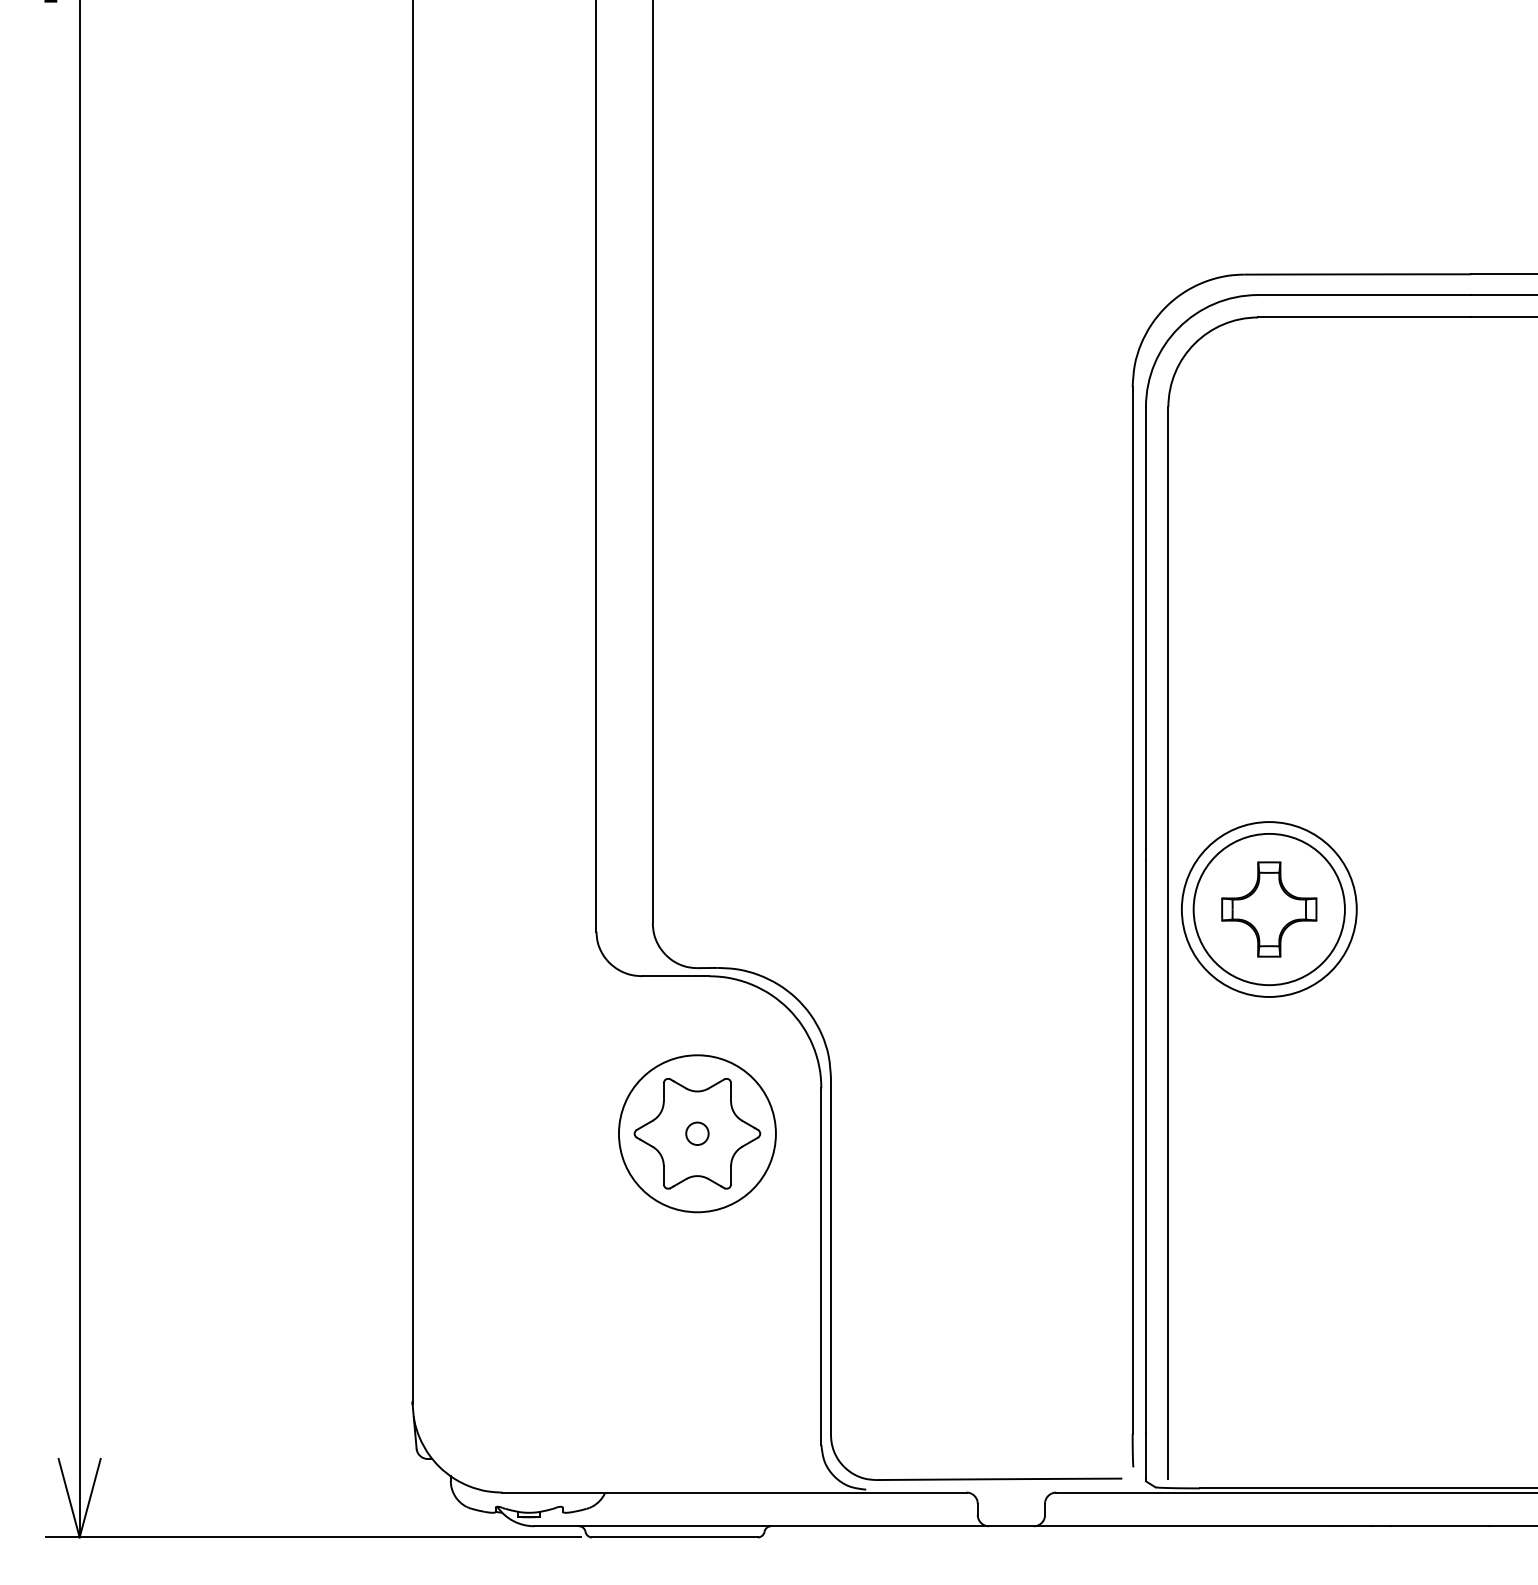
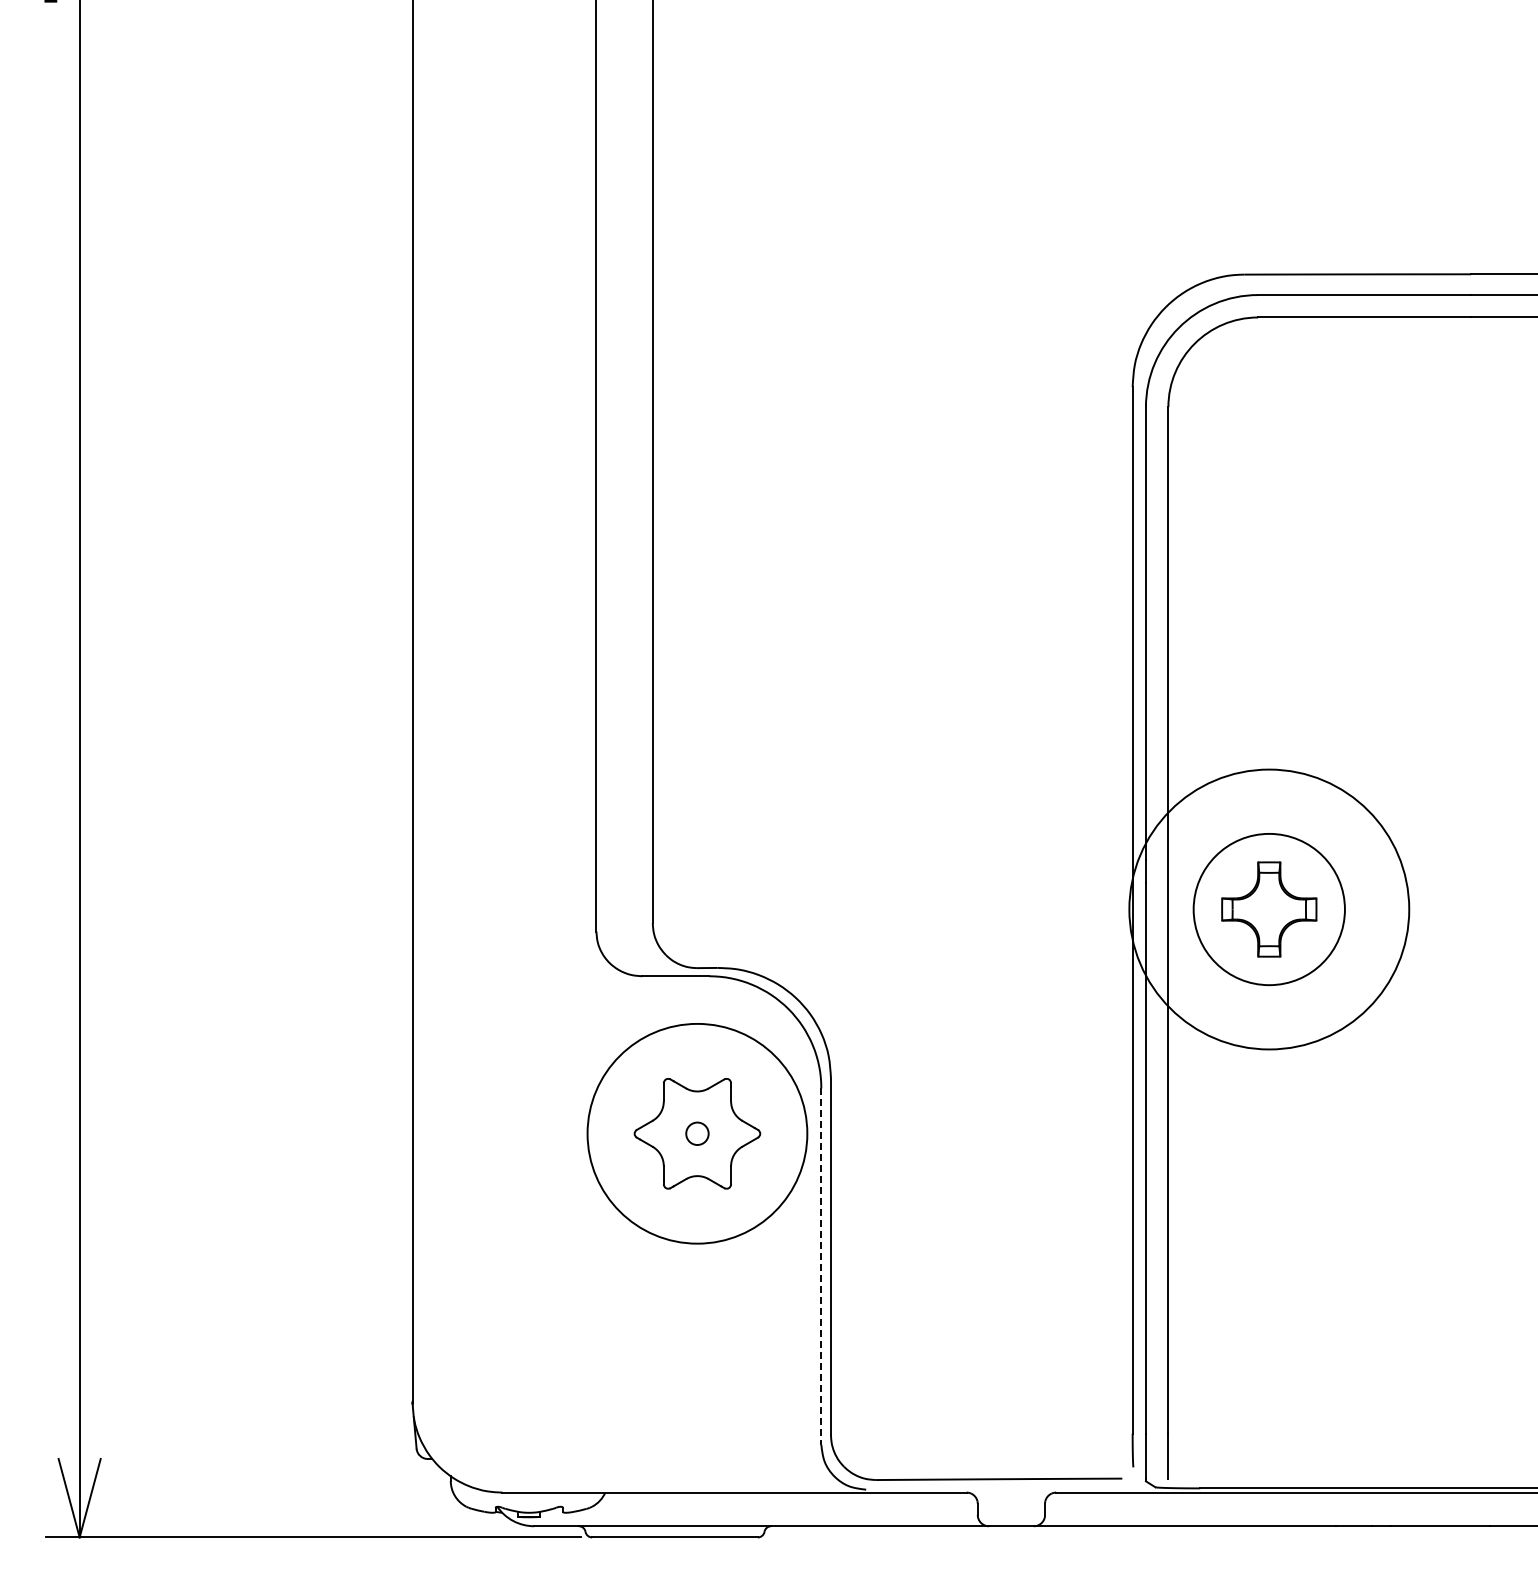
circle diameter: 175 px -> 280 px (1269, 909)
circle diameter: 157 px -> 220 px (697, 1133)
line: solid -> dashed (821, 1267)
